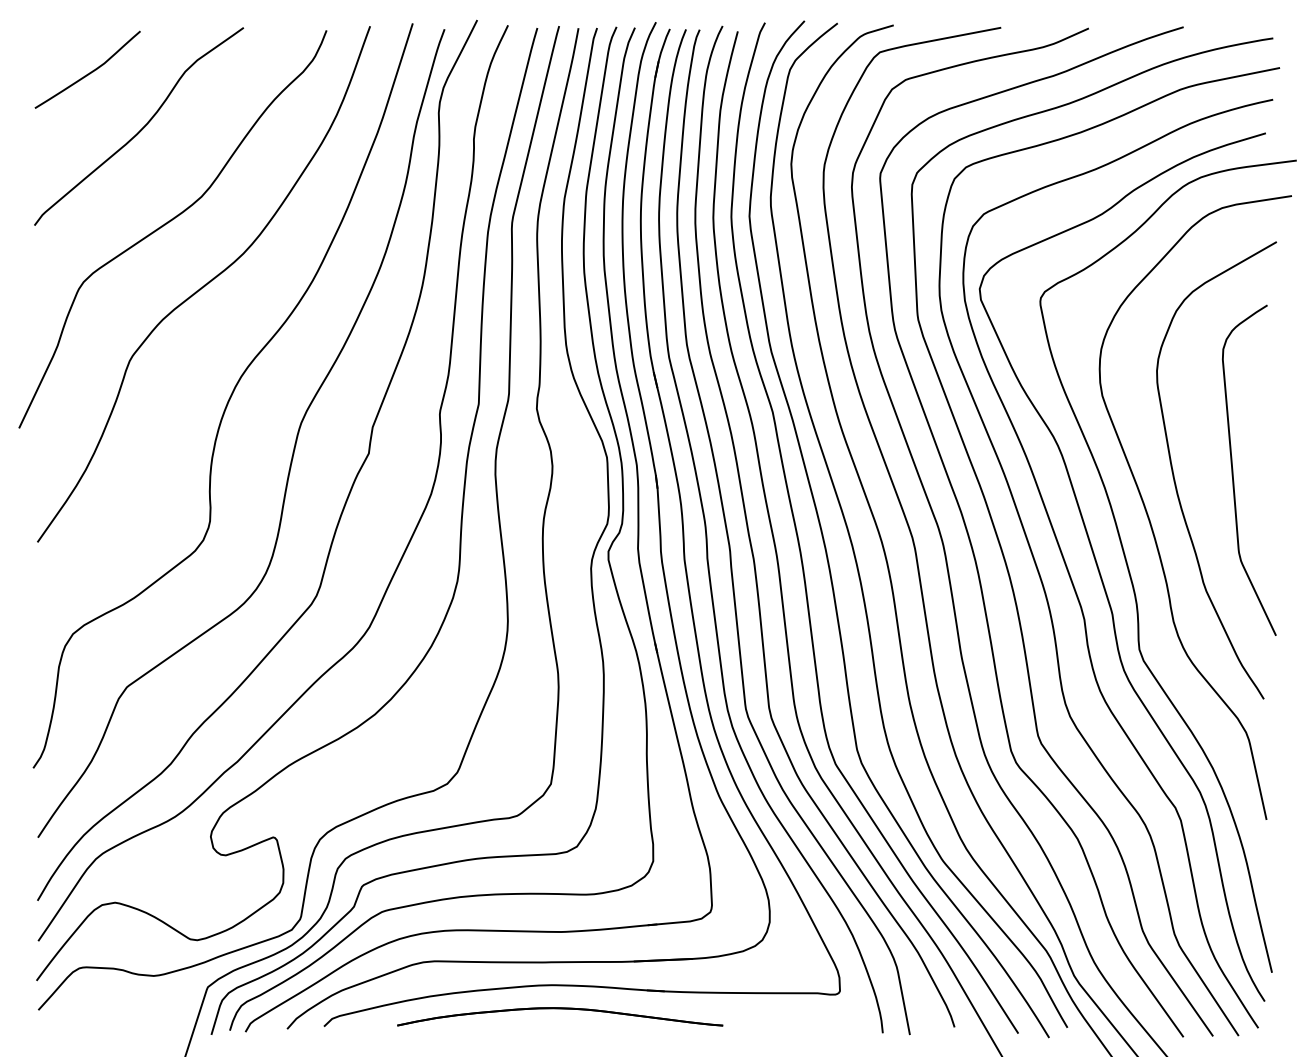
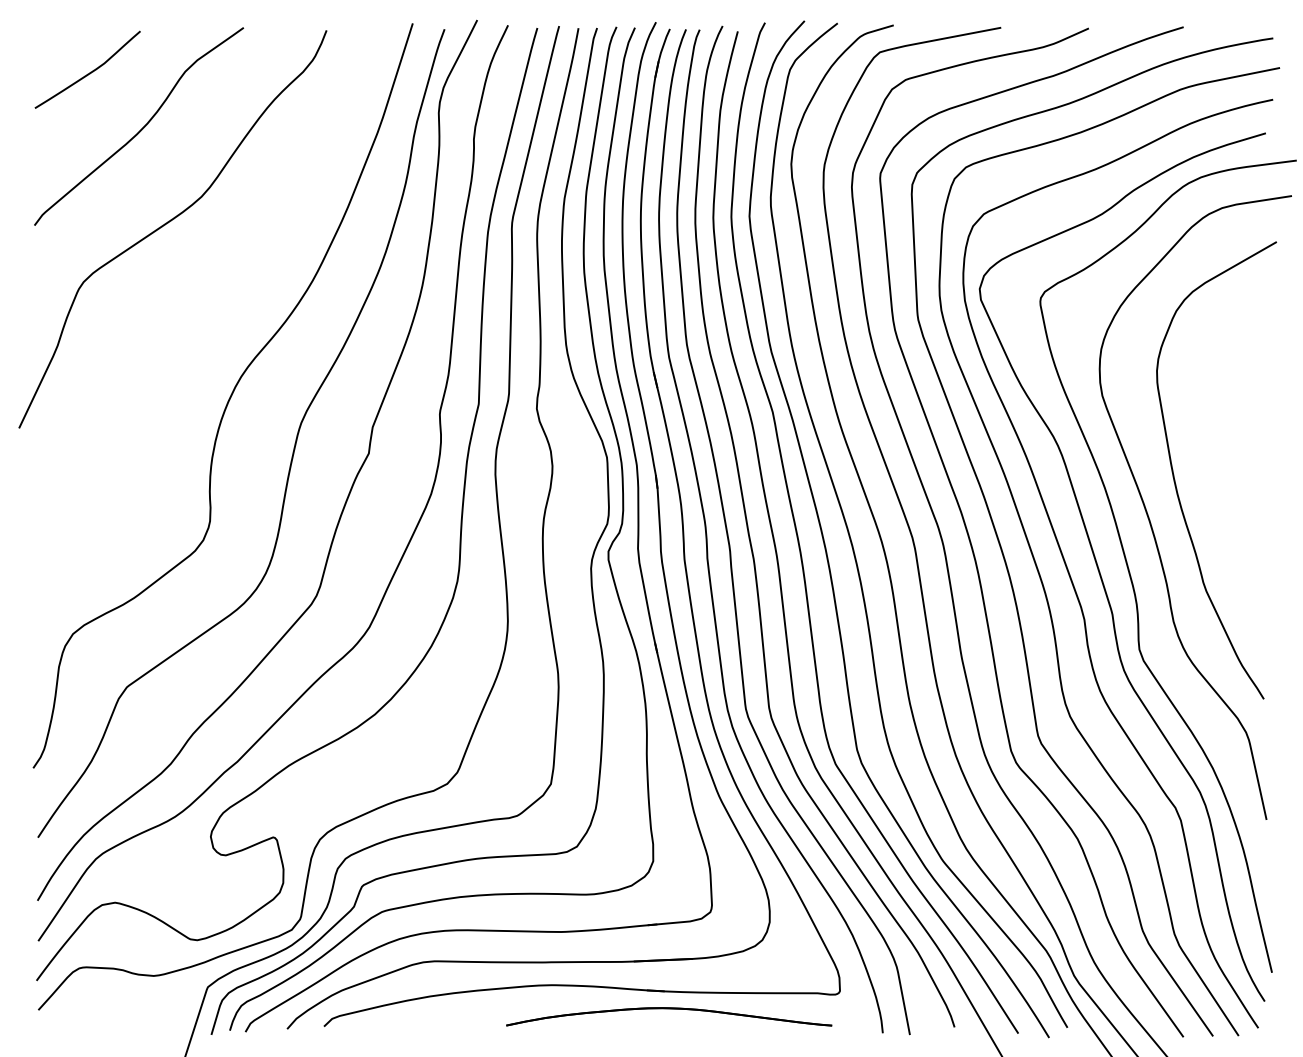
curve: present -> none (204, 284)
curve: present -> none (1233, 469)
part position: (560, 1009) -> (669, 1009) (669, 1009)
